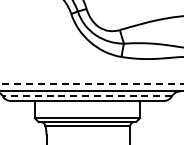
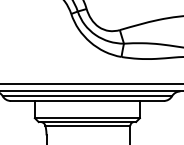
line: dashed -> solid (91, 83)
line: dashed -> solid (87, 96)
